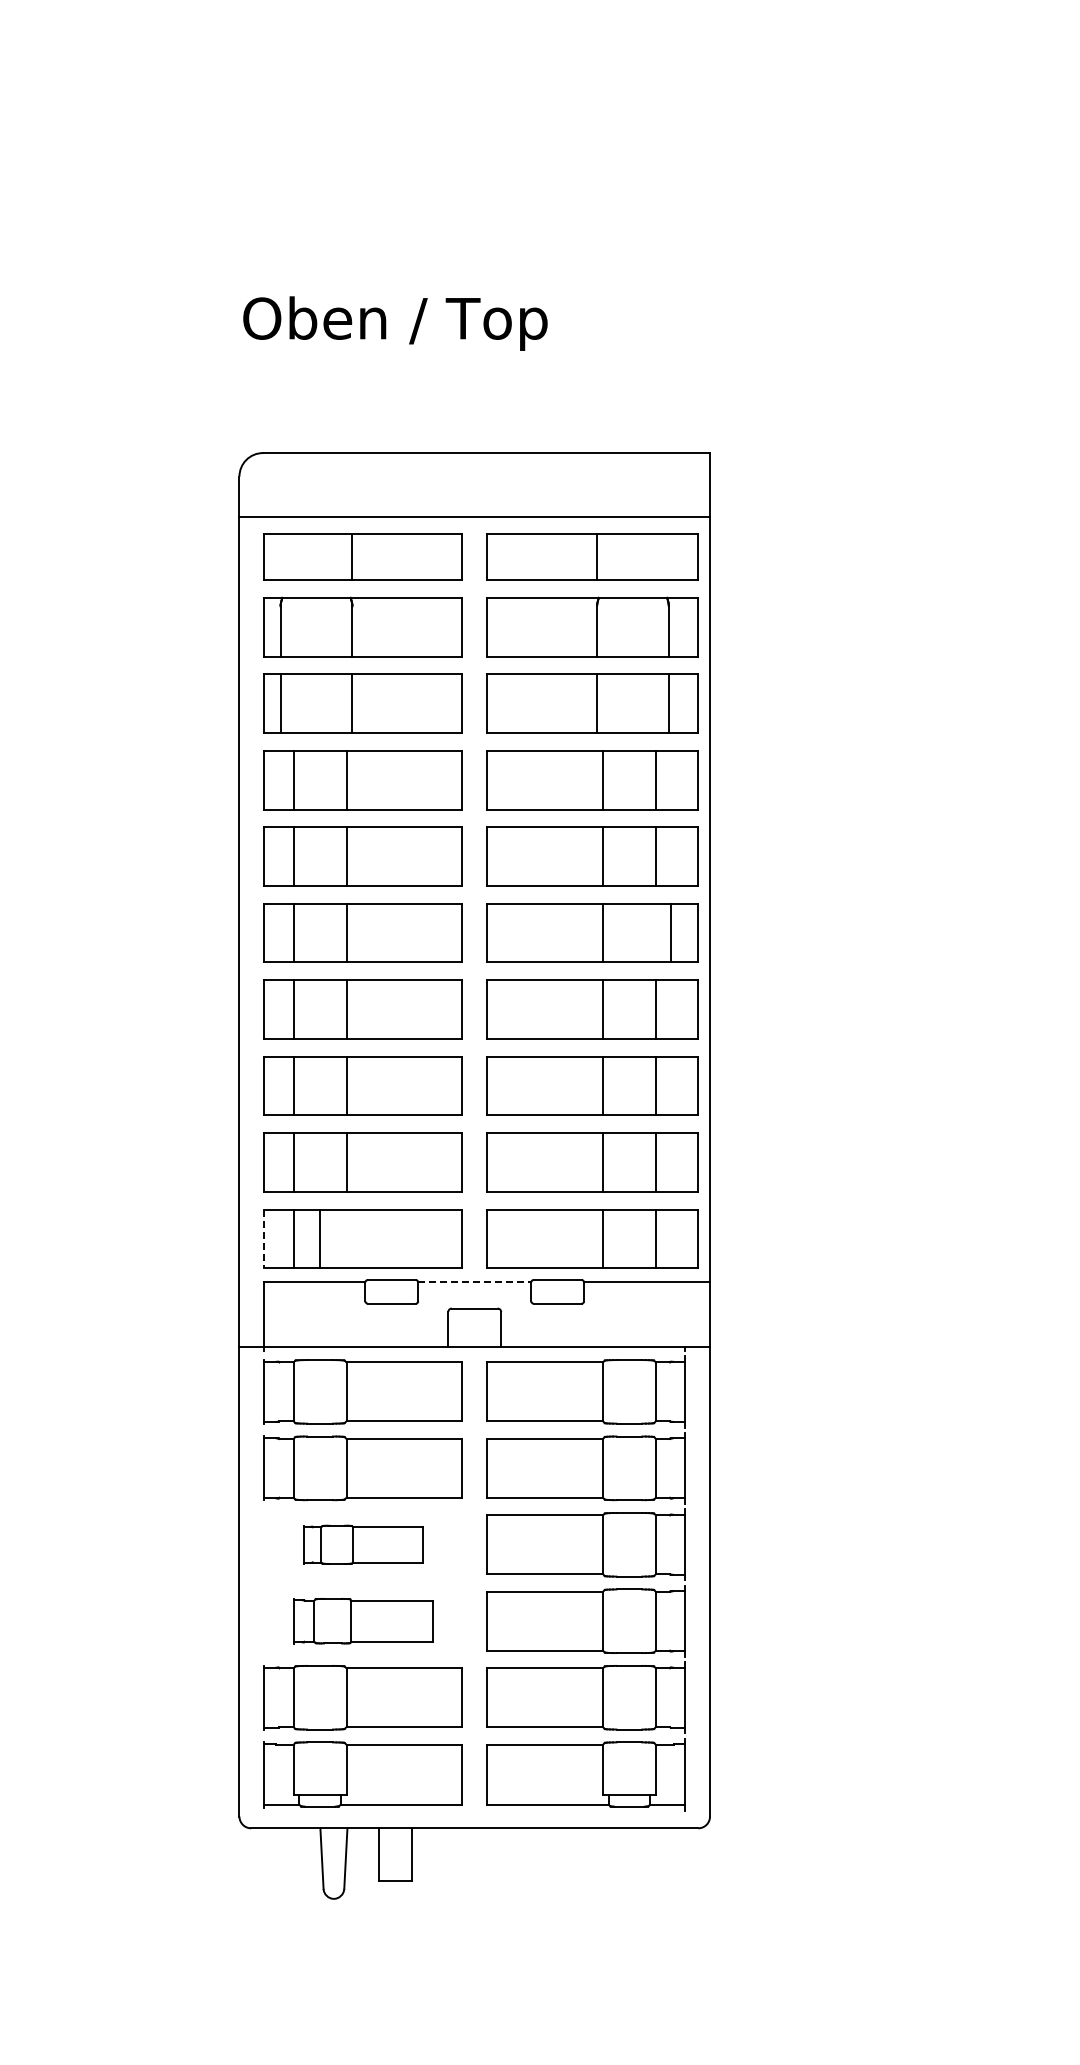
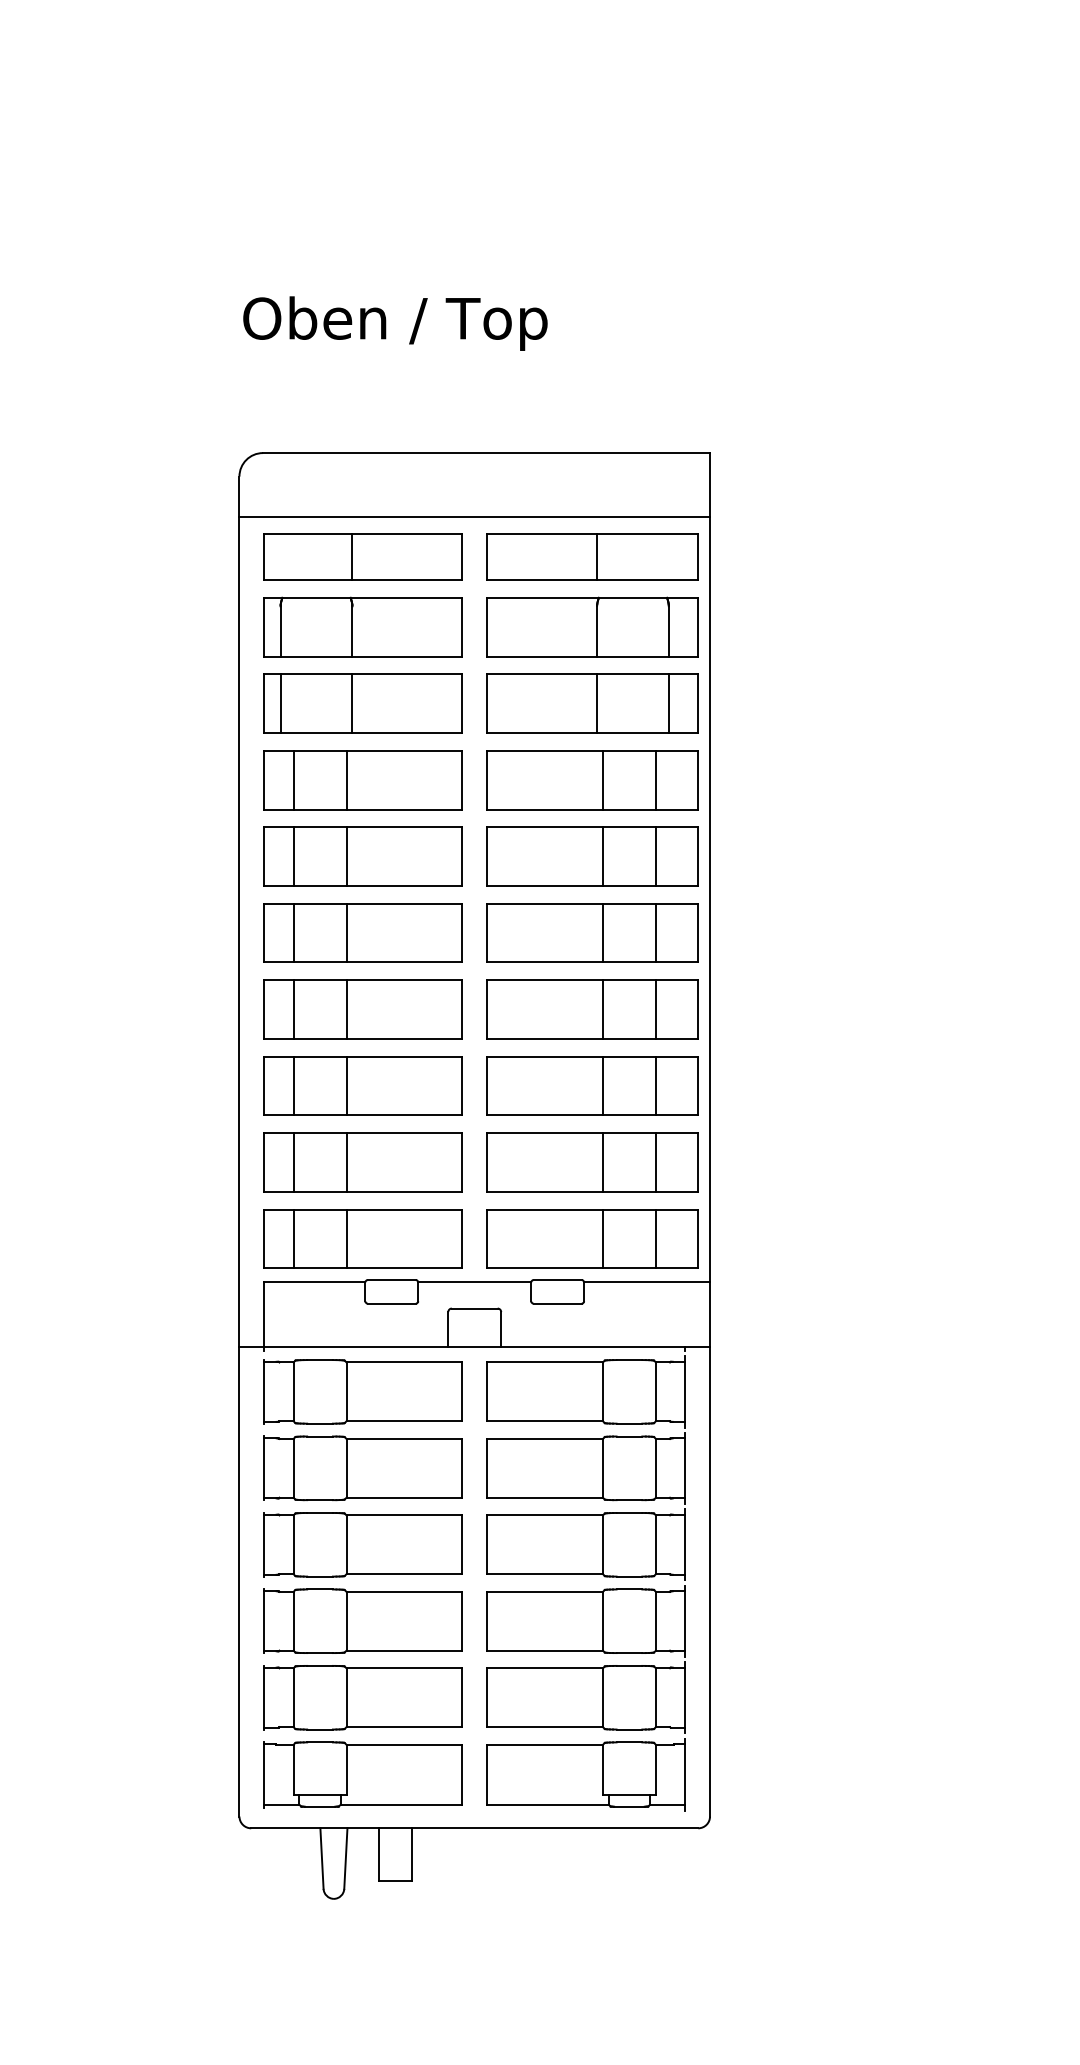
line position: (670, 932) -> (655, 932) (655, 932)
line position: (319, 1238) -> (346, 1238) (346, 1238)
line: dashed -> solid (264, 1239)
line: dashed -> solid (475, 1282)
part size: 121x41 px -> 200x66 px (362, 1544)
part size: 141x47 px -> 200x66 px (362, 1620)
